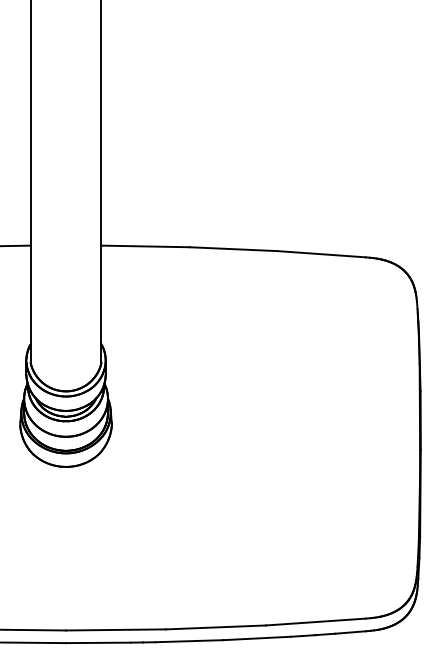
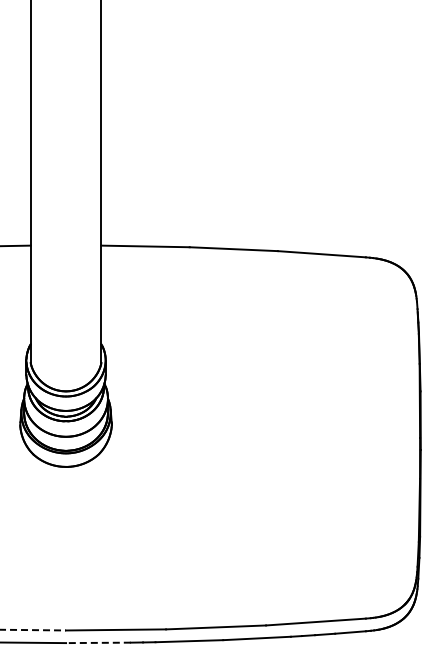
line: solid -> dashed (33, 630)
line: solid -> dashed (97, 642)
